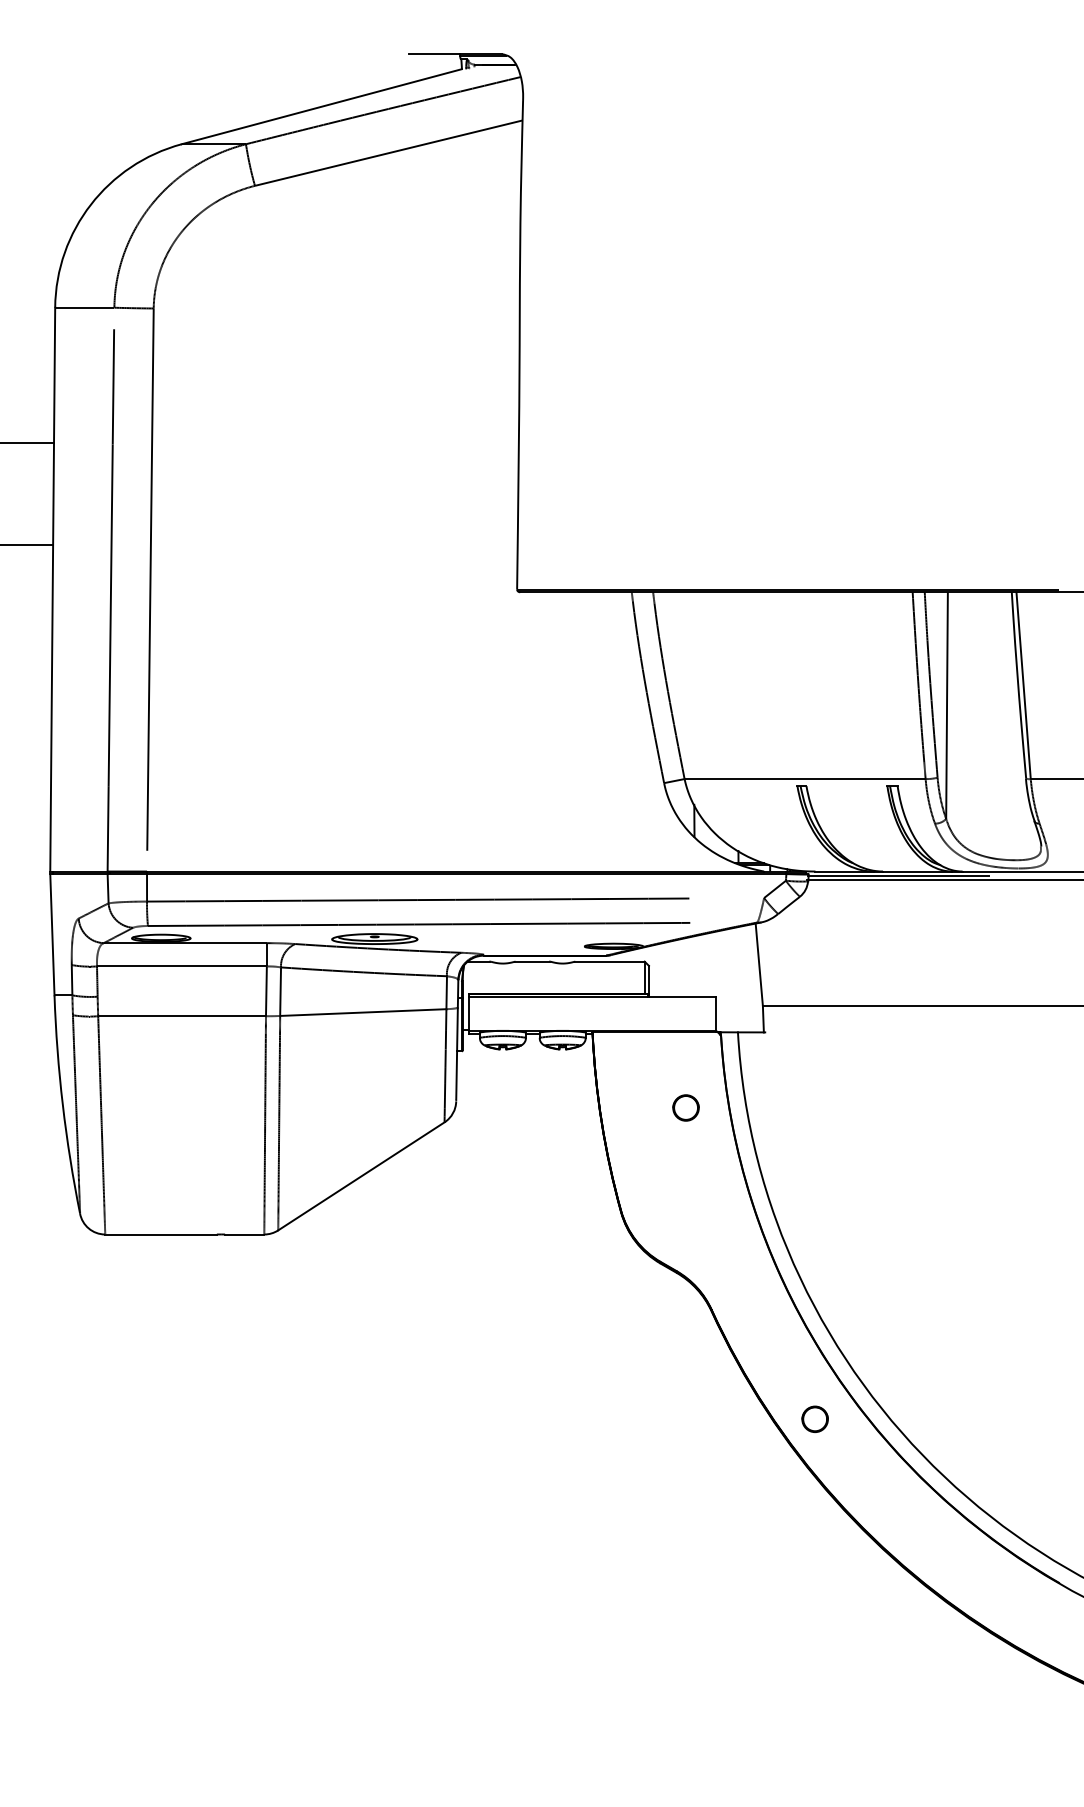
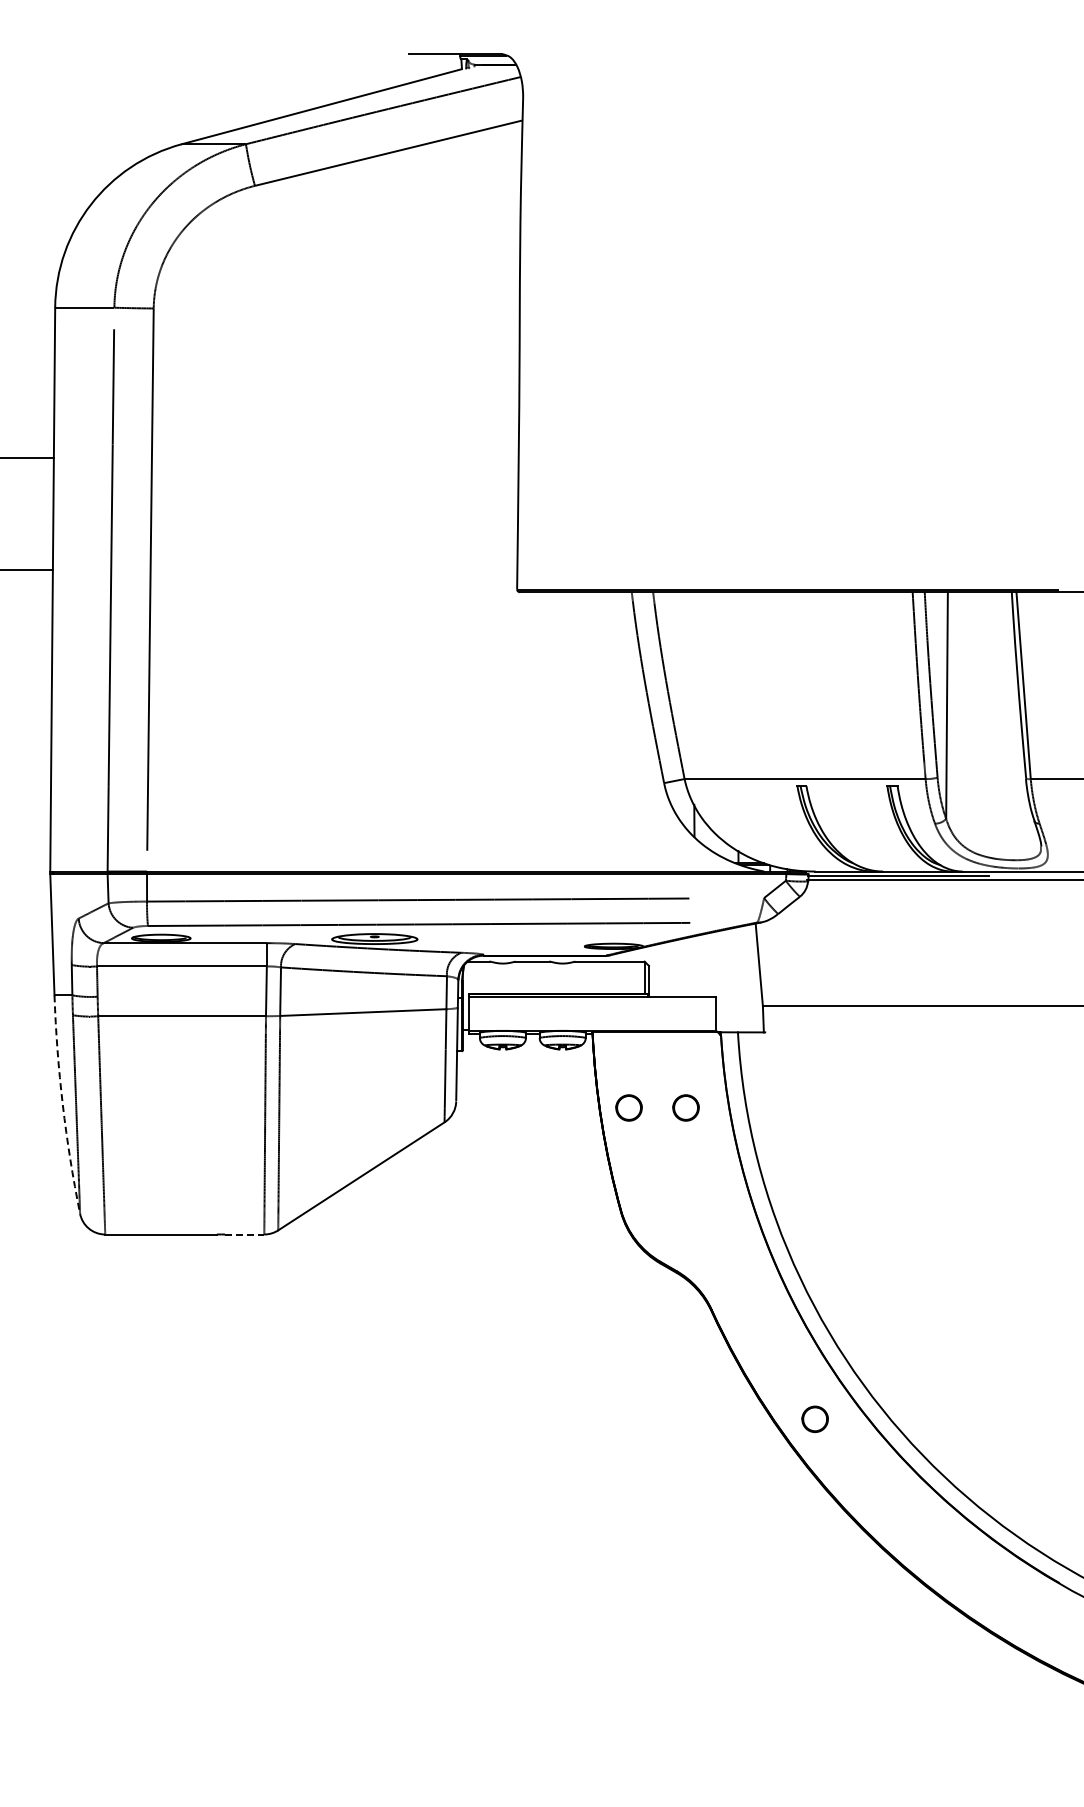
line position: (28, 442) -> (28, 457) (28, 457)
line position: (27, 545) -> (27, 570) (27, 570)
arc: solid -> dashed (62, 1104)
circle: none -> present (628, 1107)
line: solid -> dashed (245, 1234)
